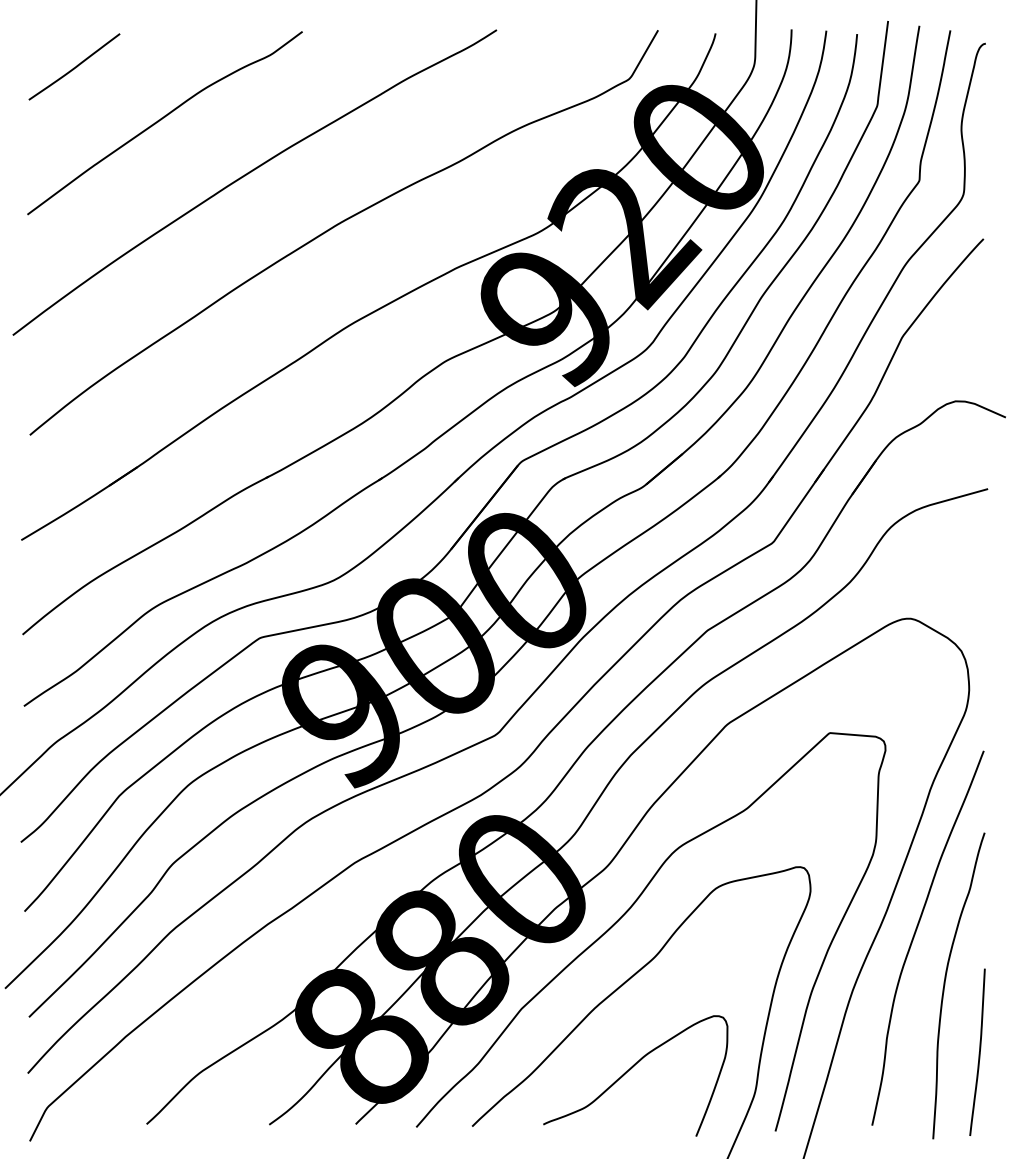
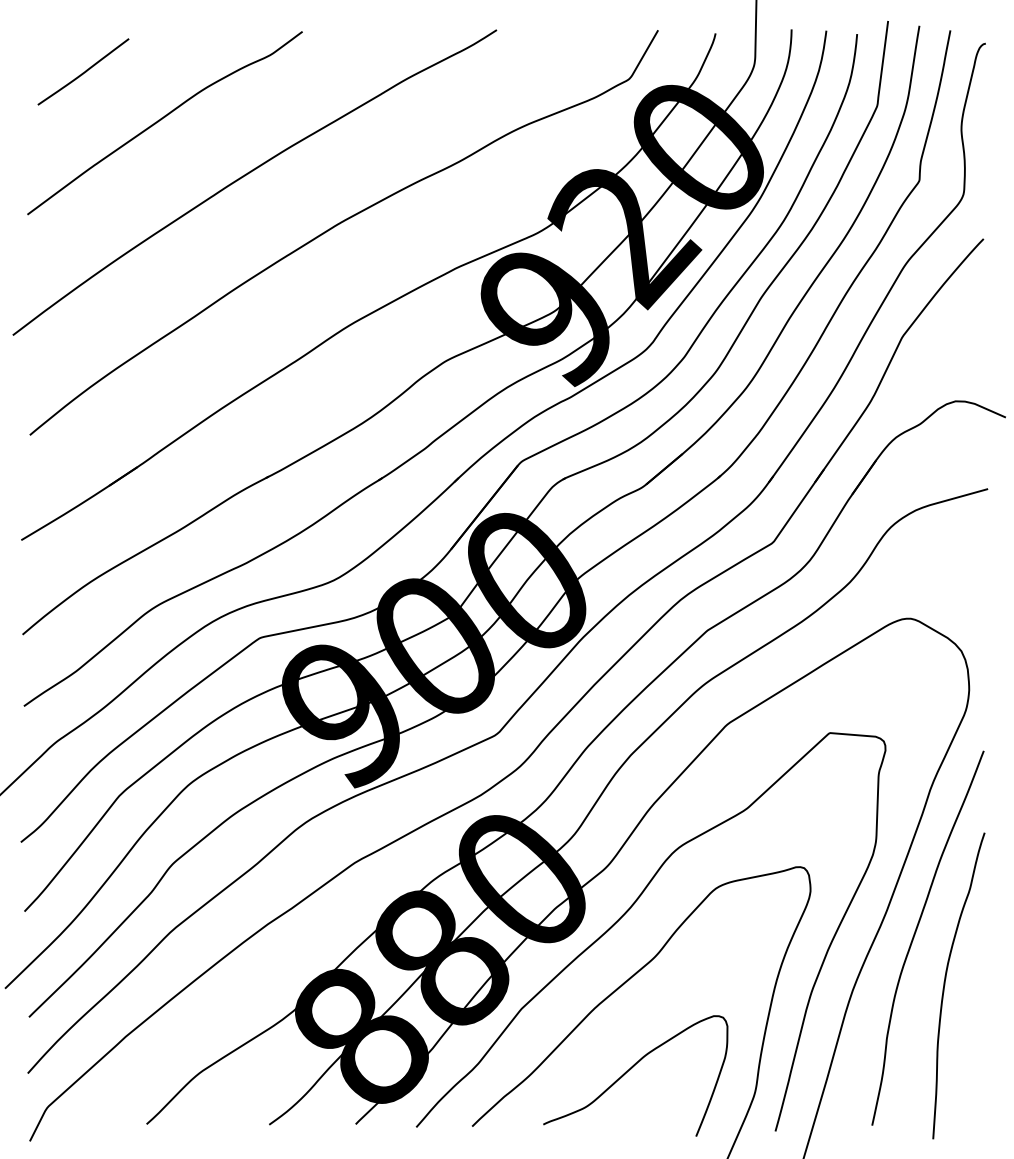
curve position: (75, 66) -> (84, 71) (84, 71)
curve: present -> none (978, 1052)
